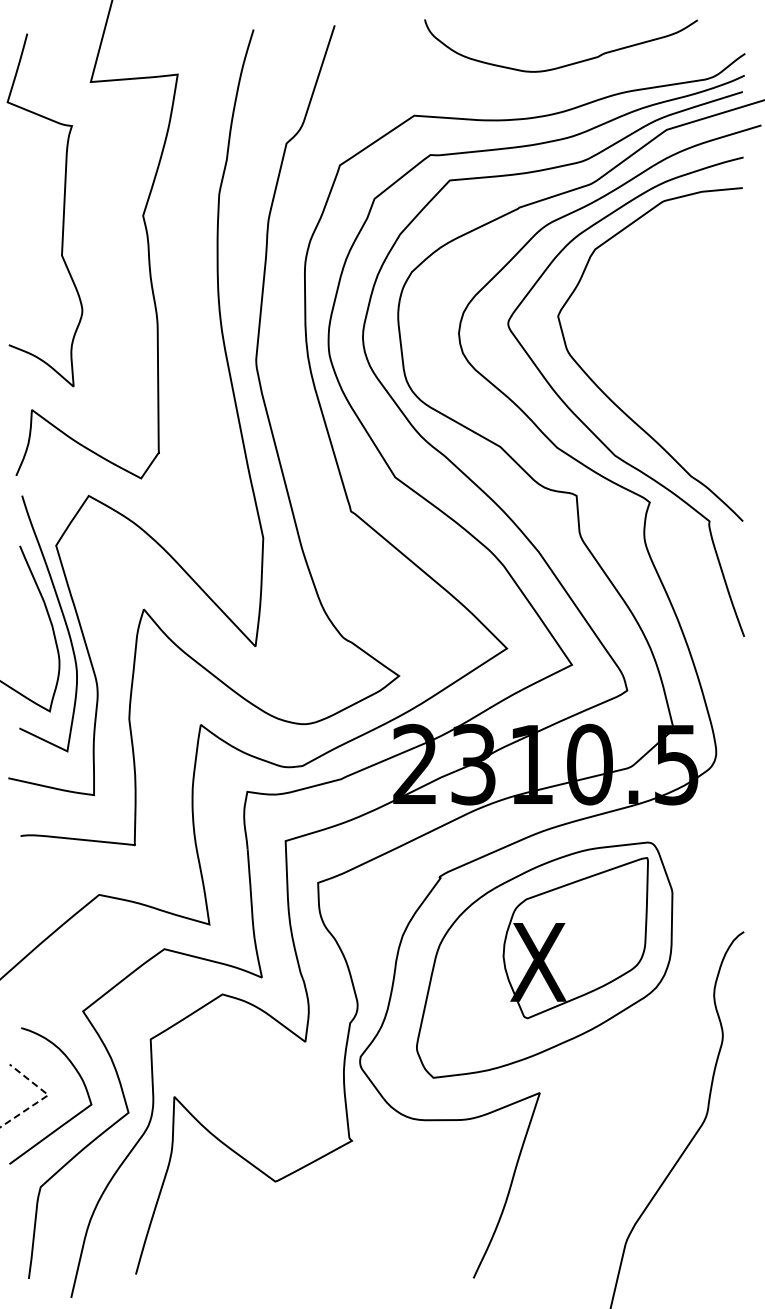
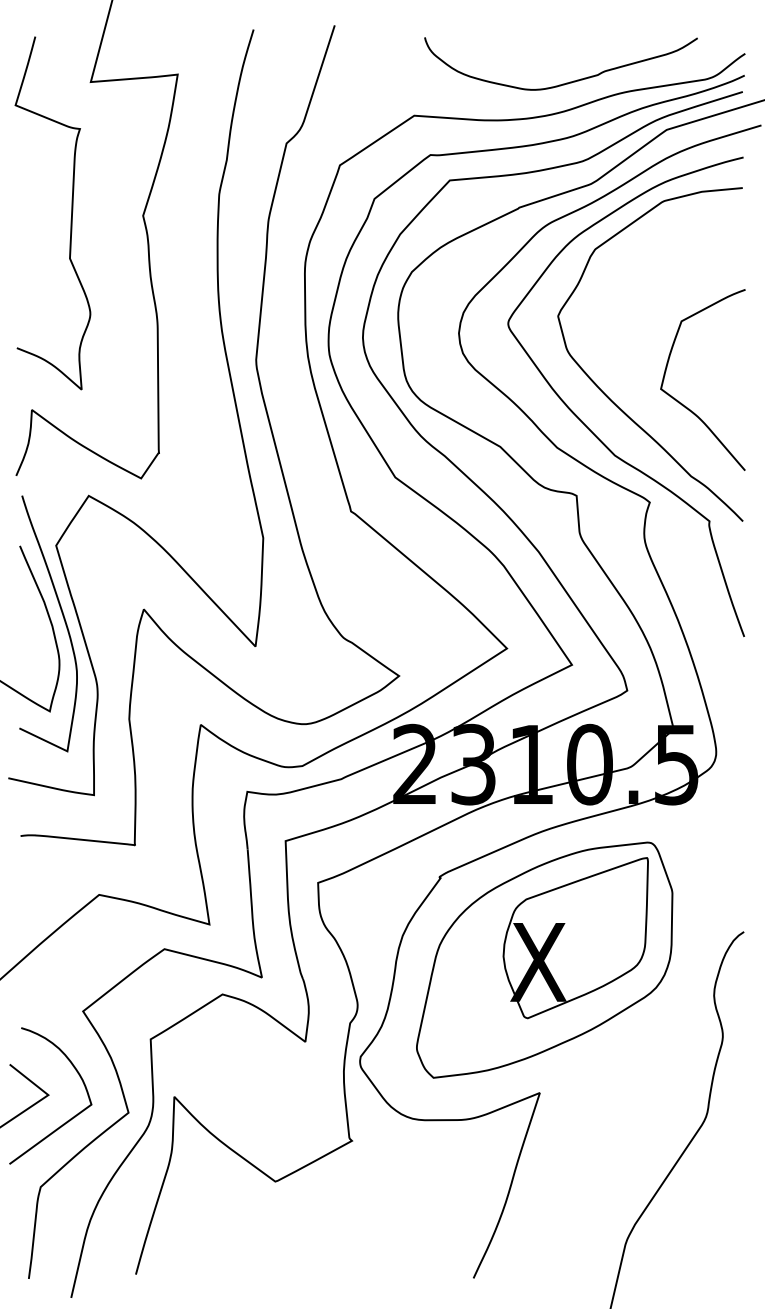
curve position: (566, 64) -> (566, 82) (566, 82)
curve position: (62, 216) -> (70, 219) (70, 219)
curve: none -> present (685, 405)
line: dashed -> solid (45, 1096)
